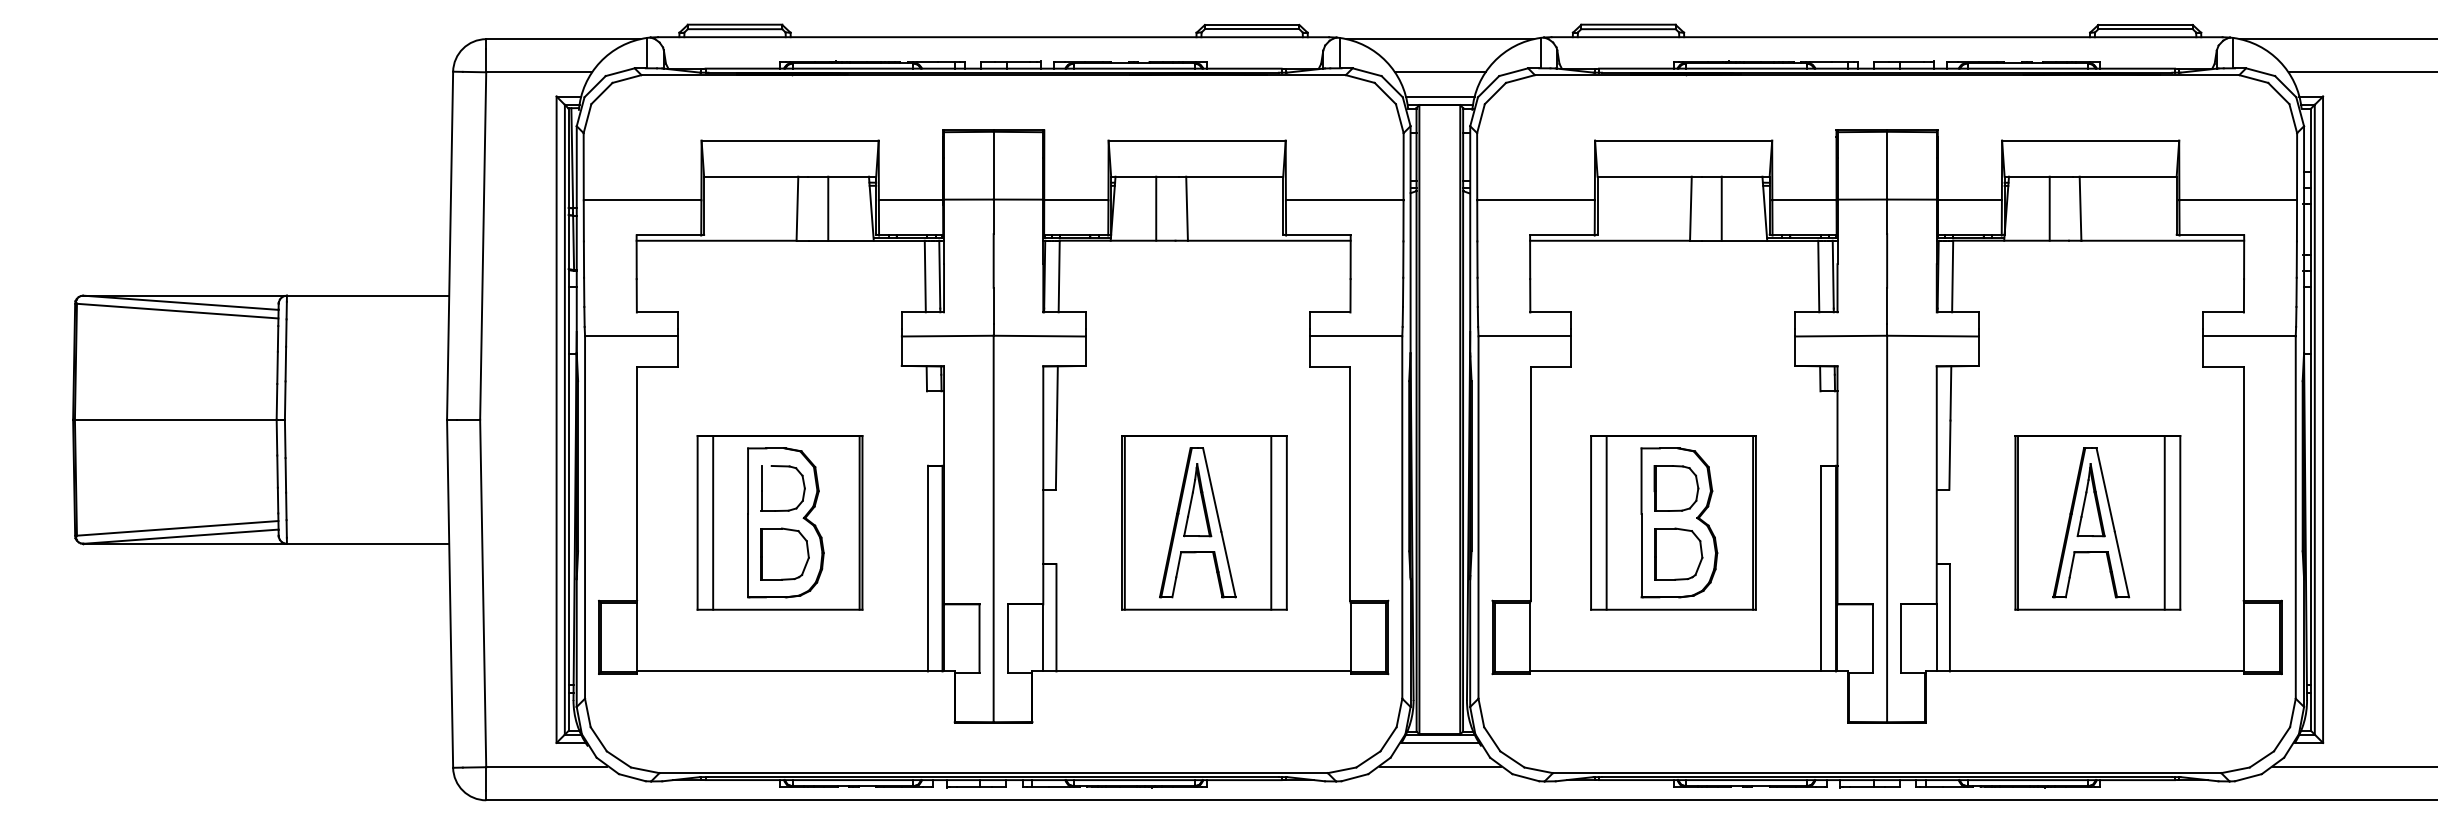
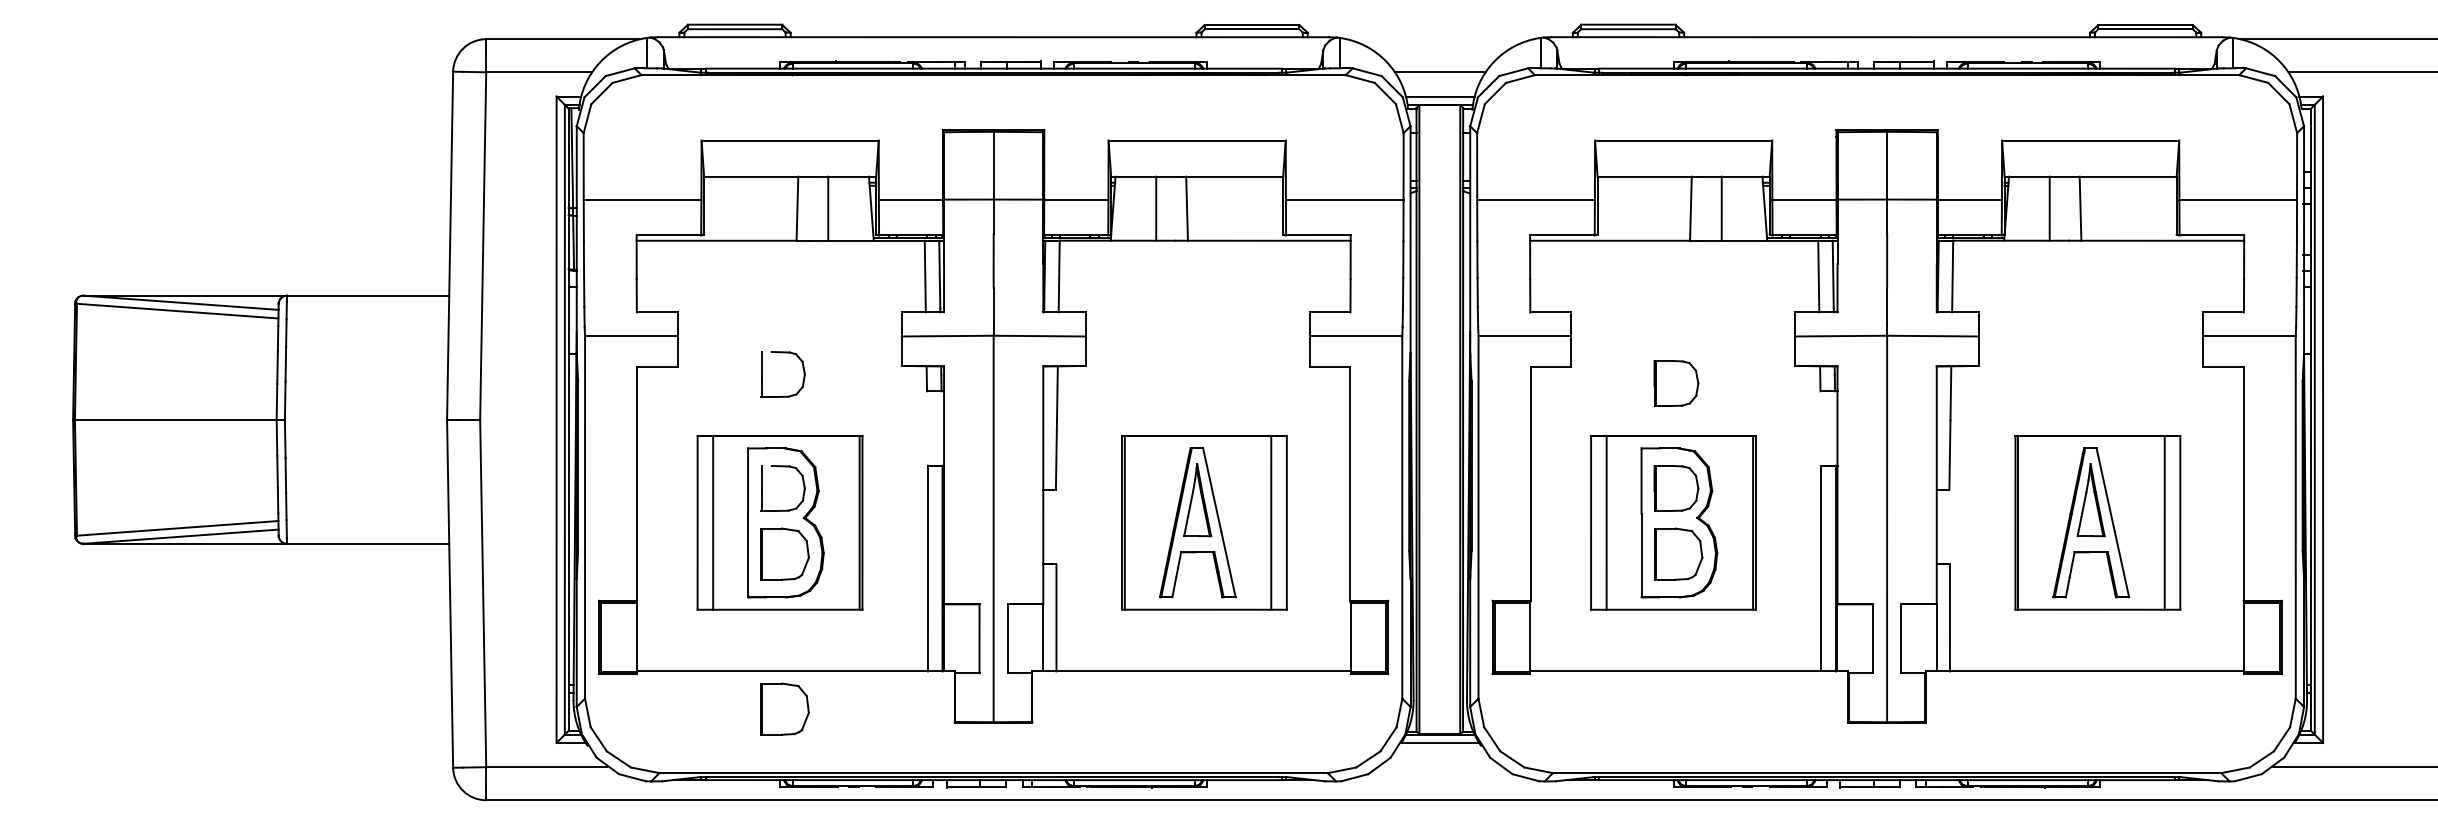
line: present -> none (1439, 39)
part: none -> present (762, 374)
part: none -> present (1676, 383)
part: none -> present (784, 708)
line: present -> none (1439, 767)
